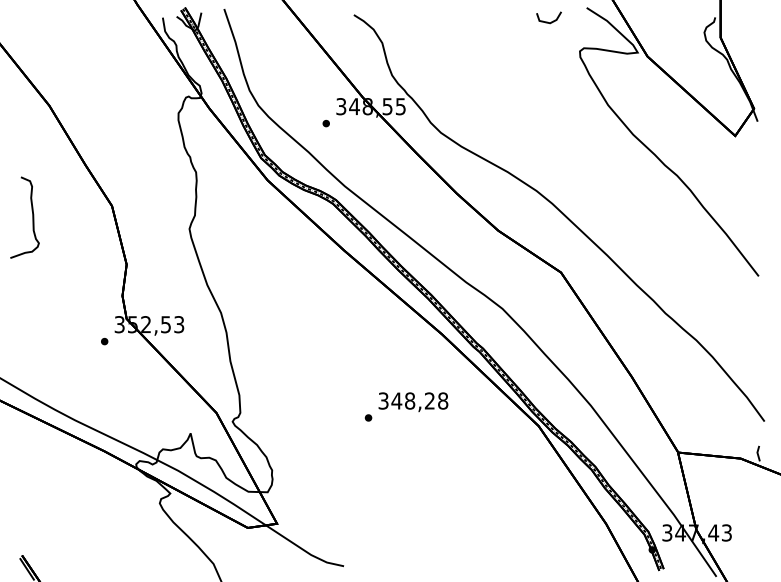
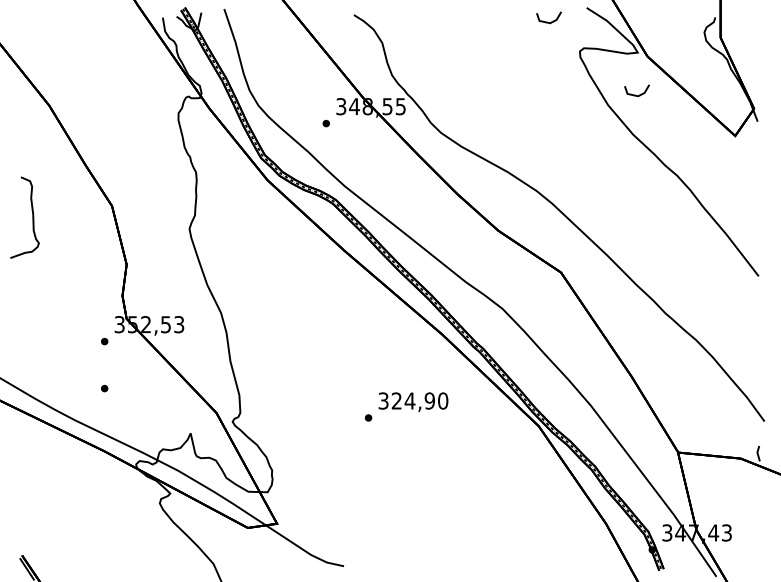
line: none -> present (635, 94)
part: none -> present (104, 388)
text: 348,28 -> 324,90 (419, 400)
